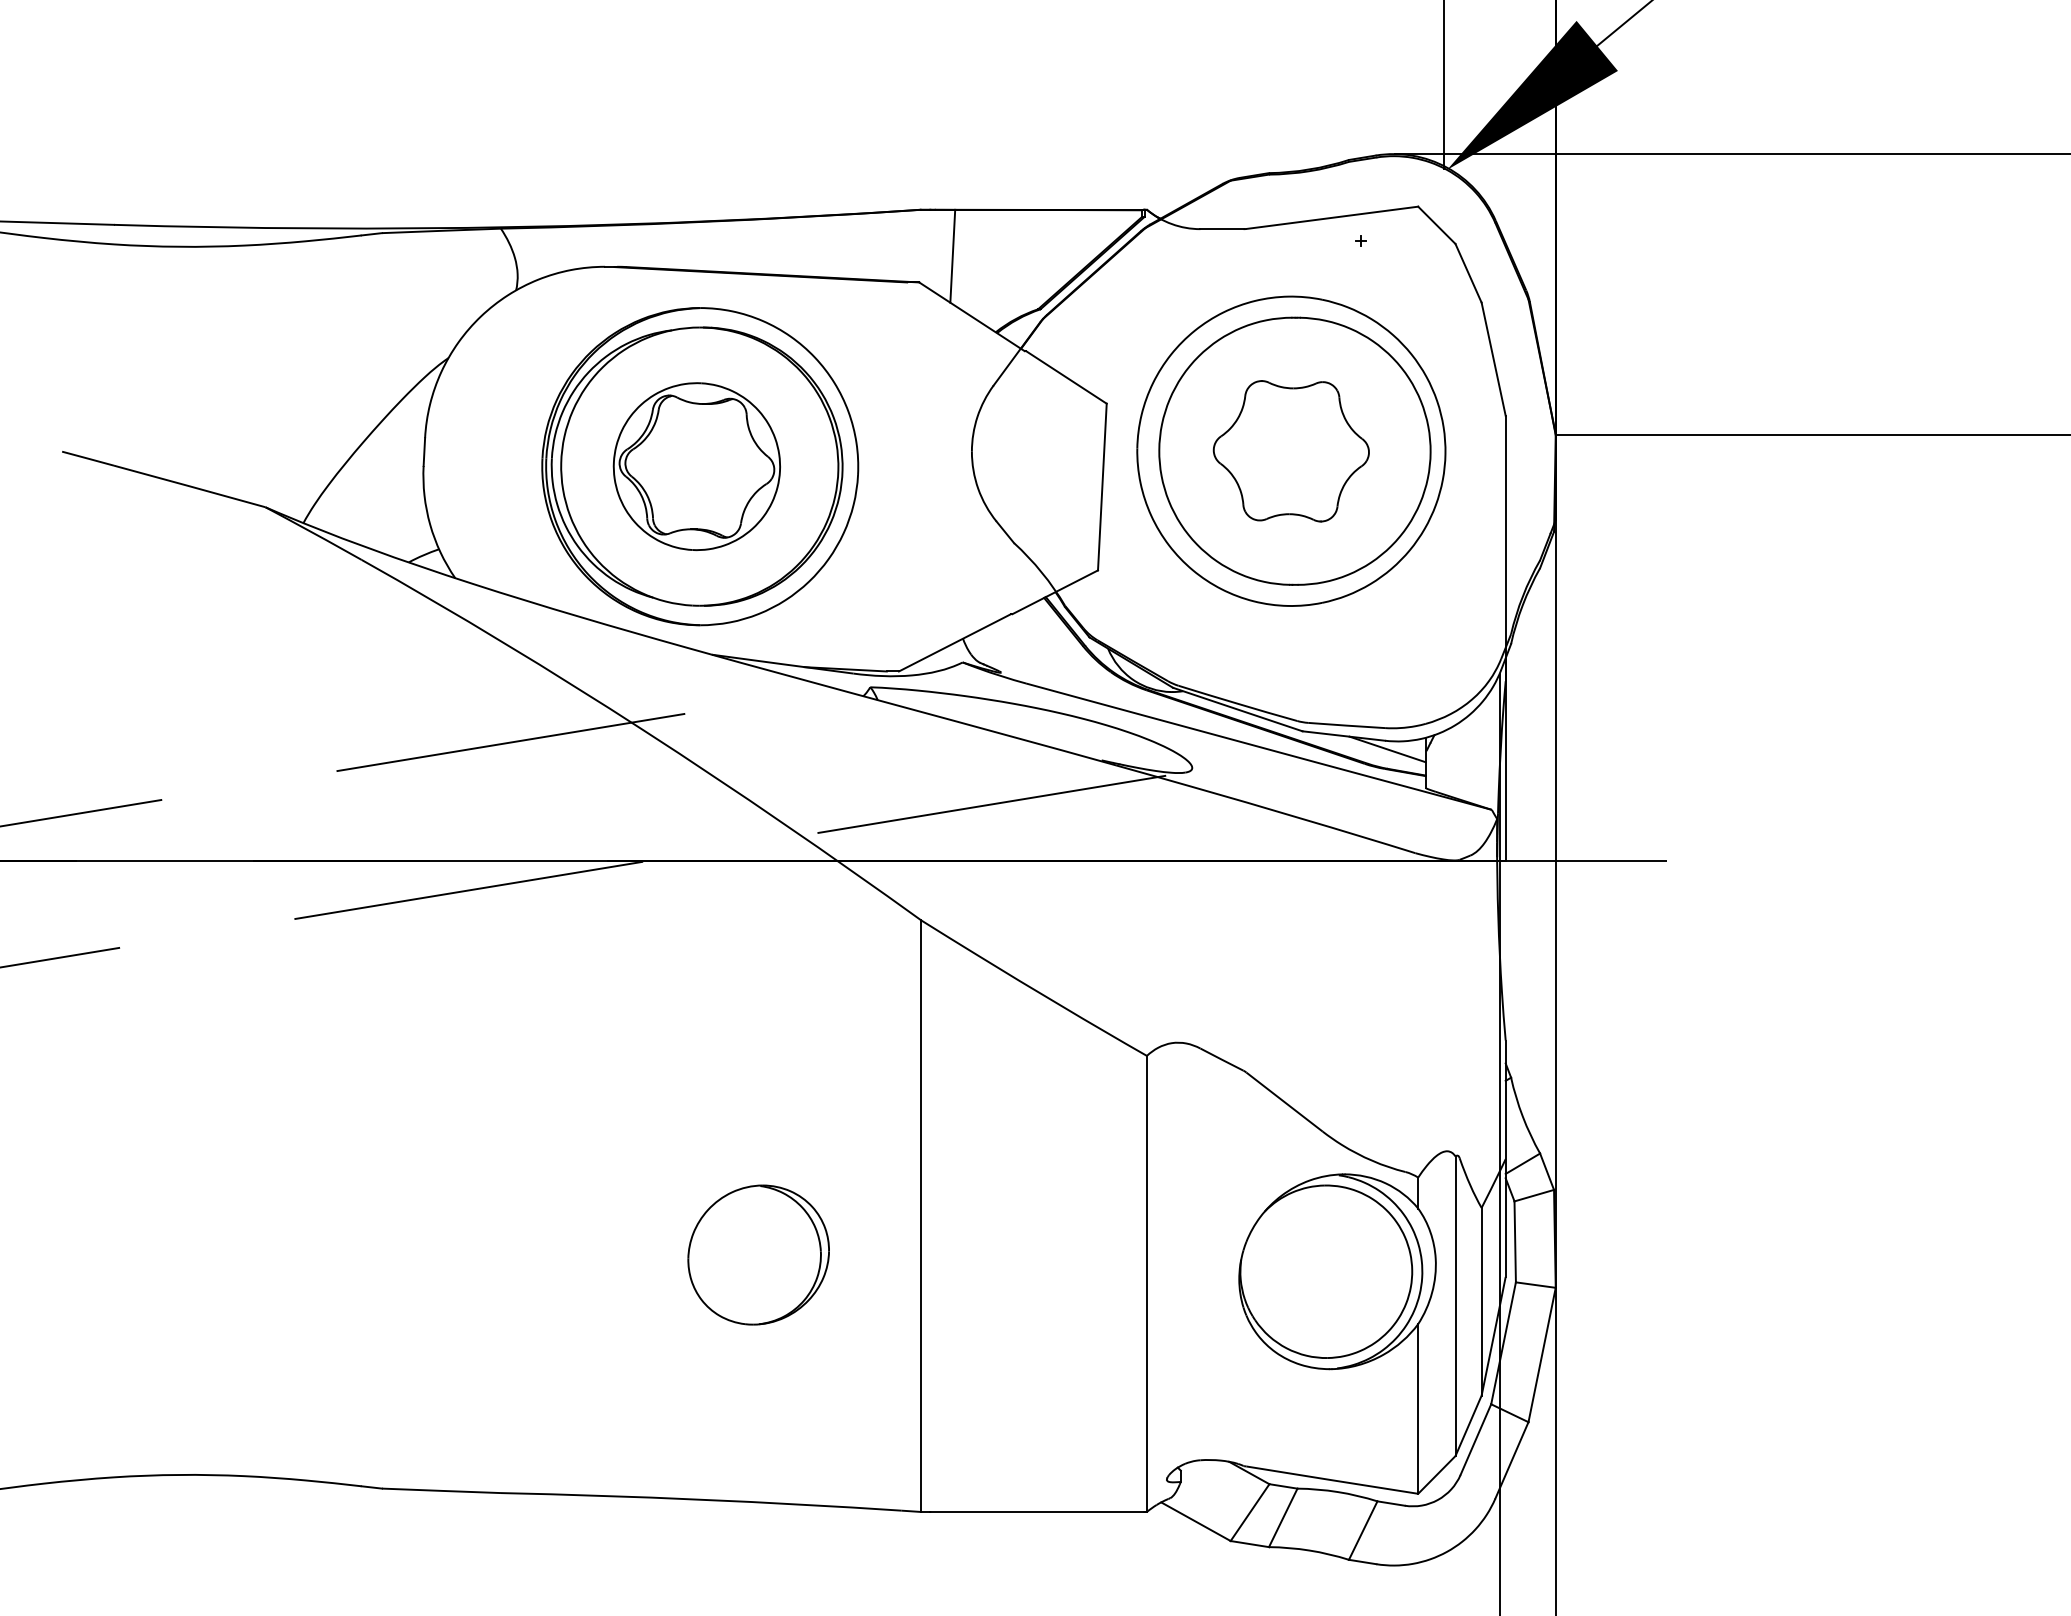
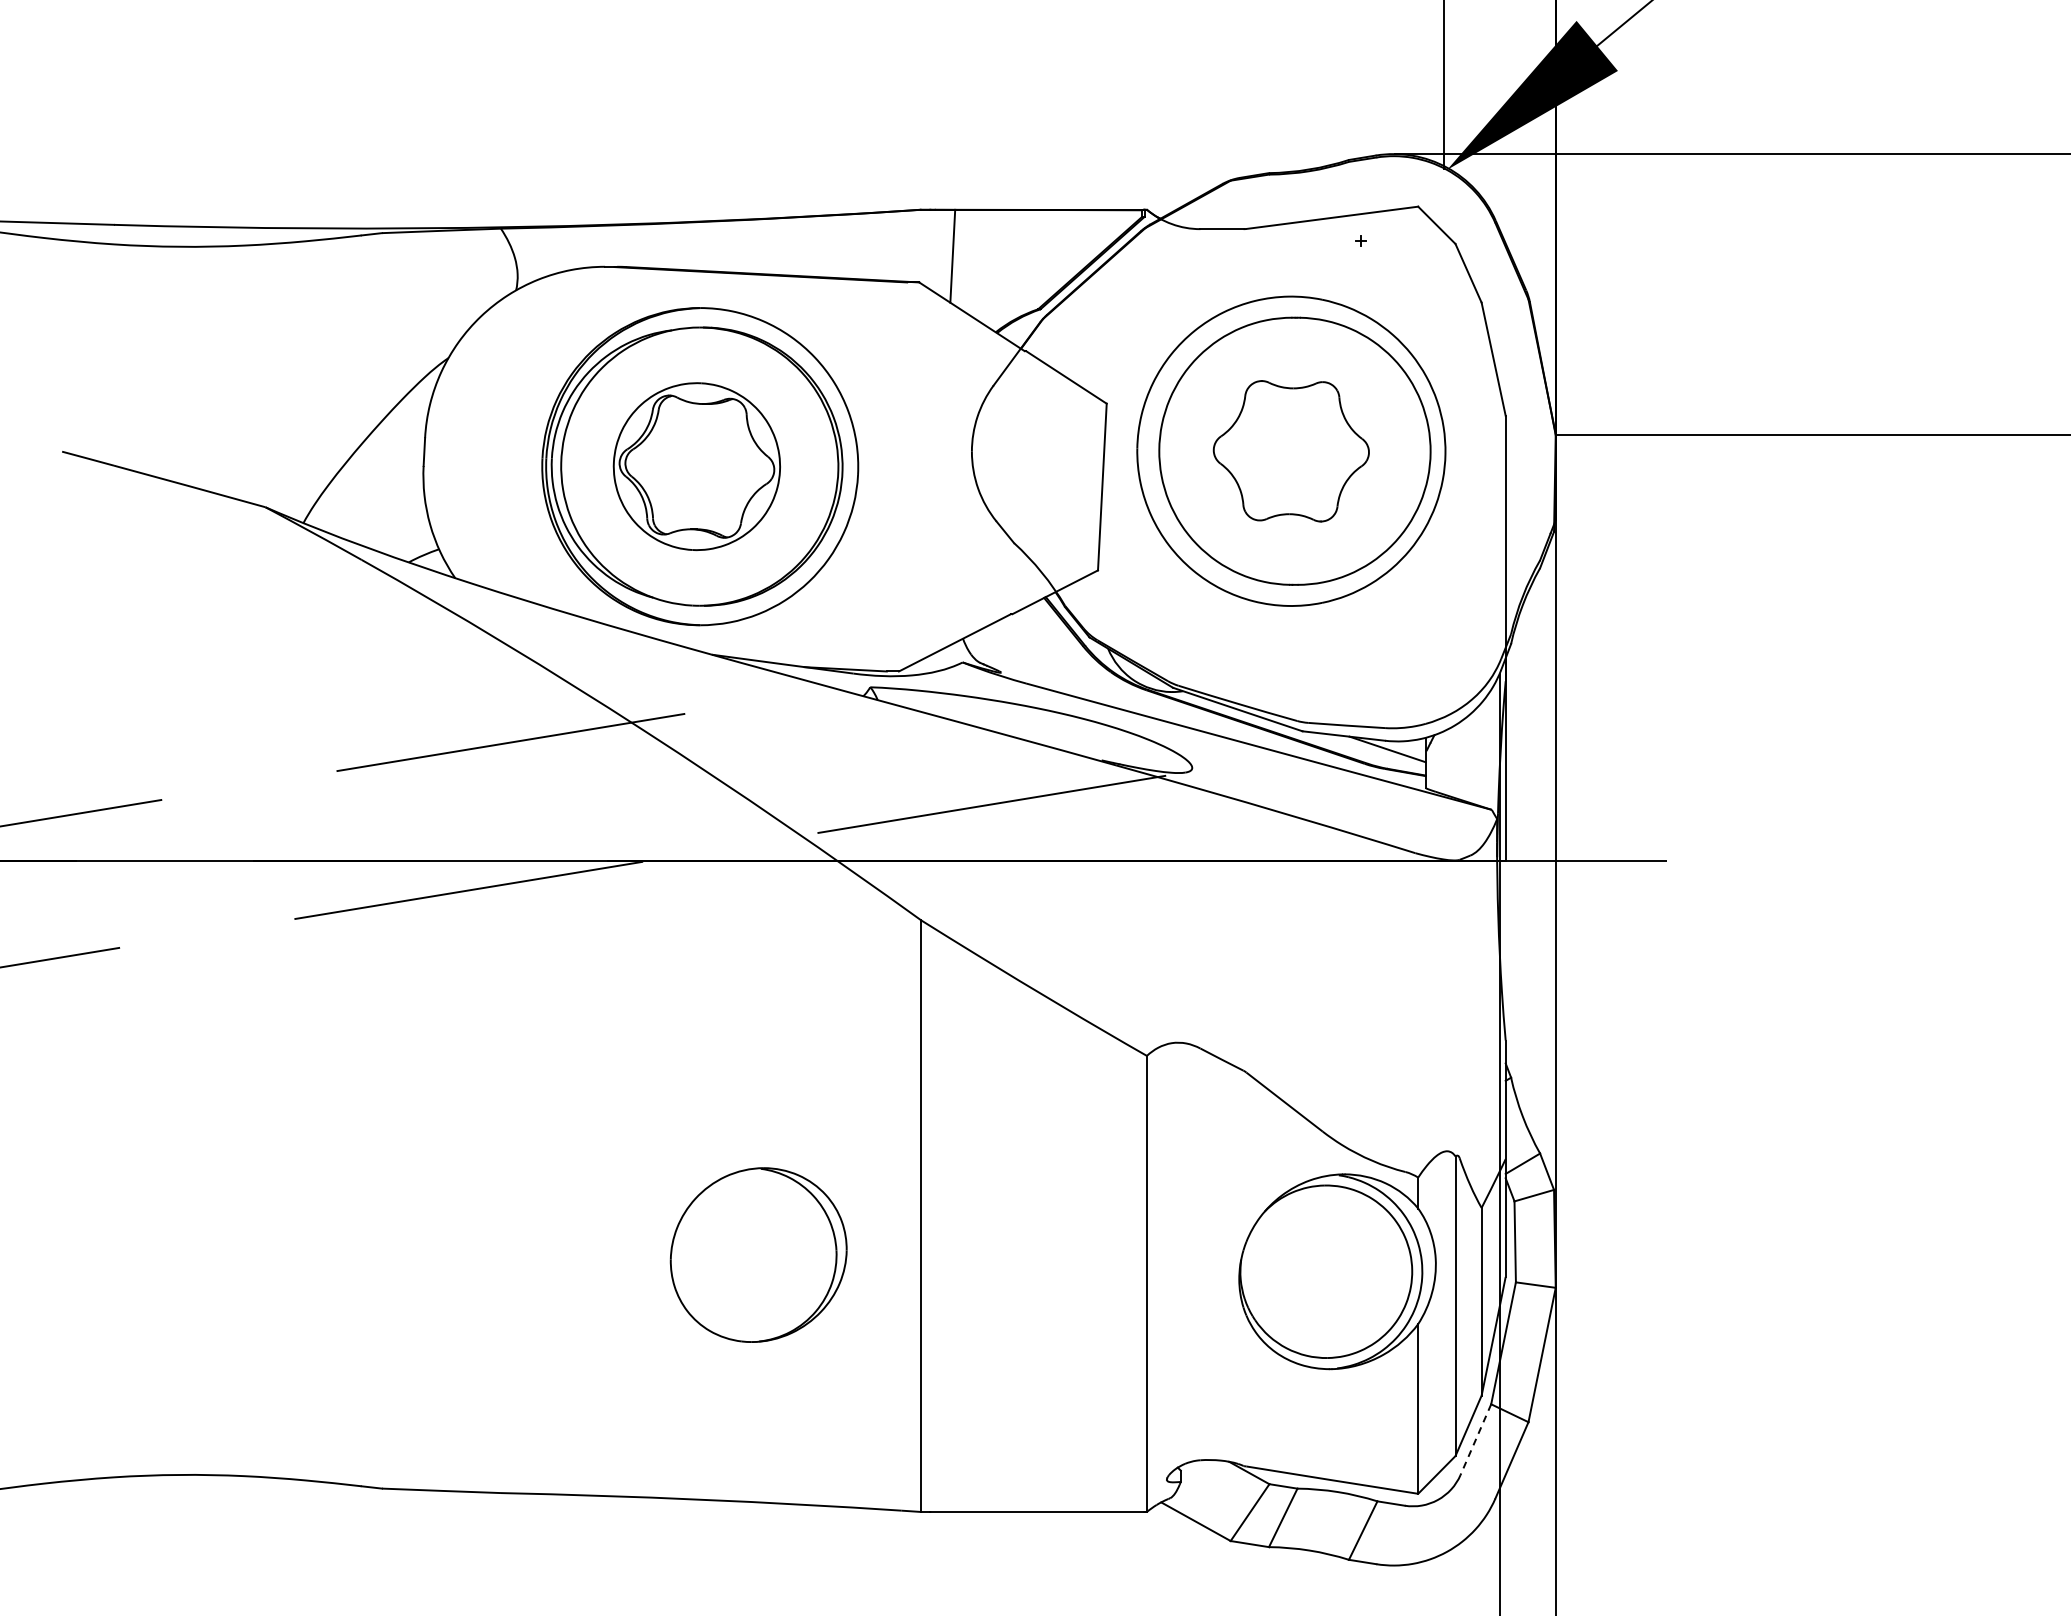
part size: 143x142 px -> 179x176 px (758, 1254)
line: solid -> dashed (1475, 1439)
